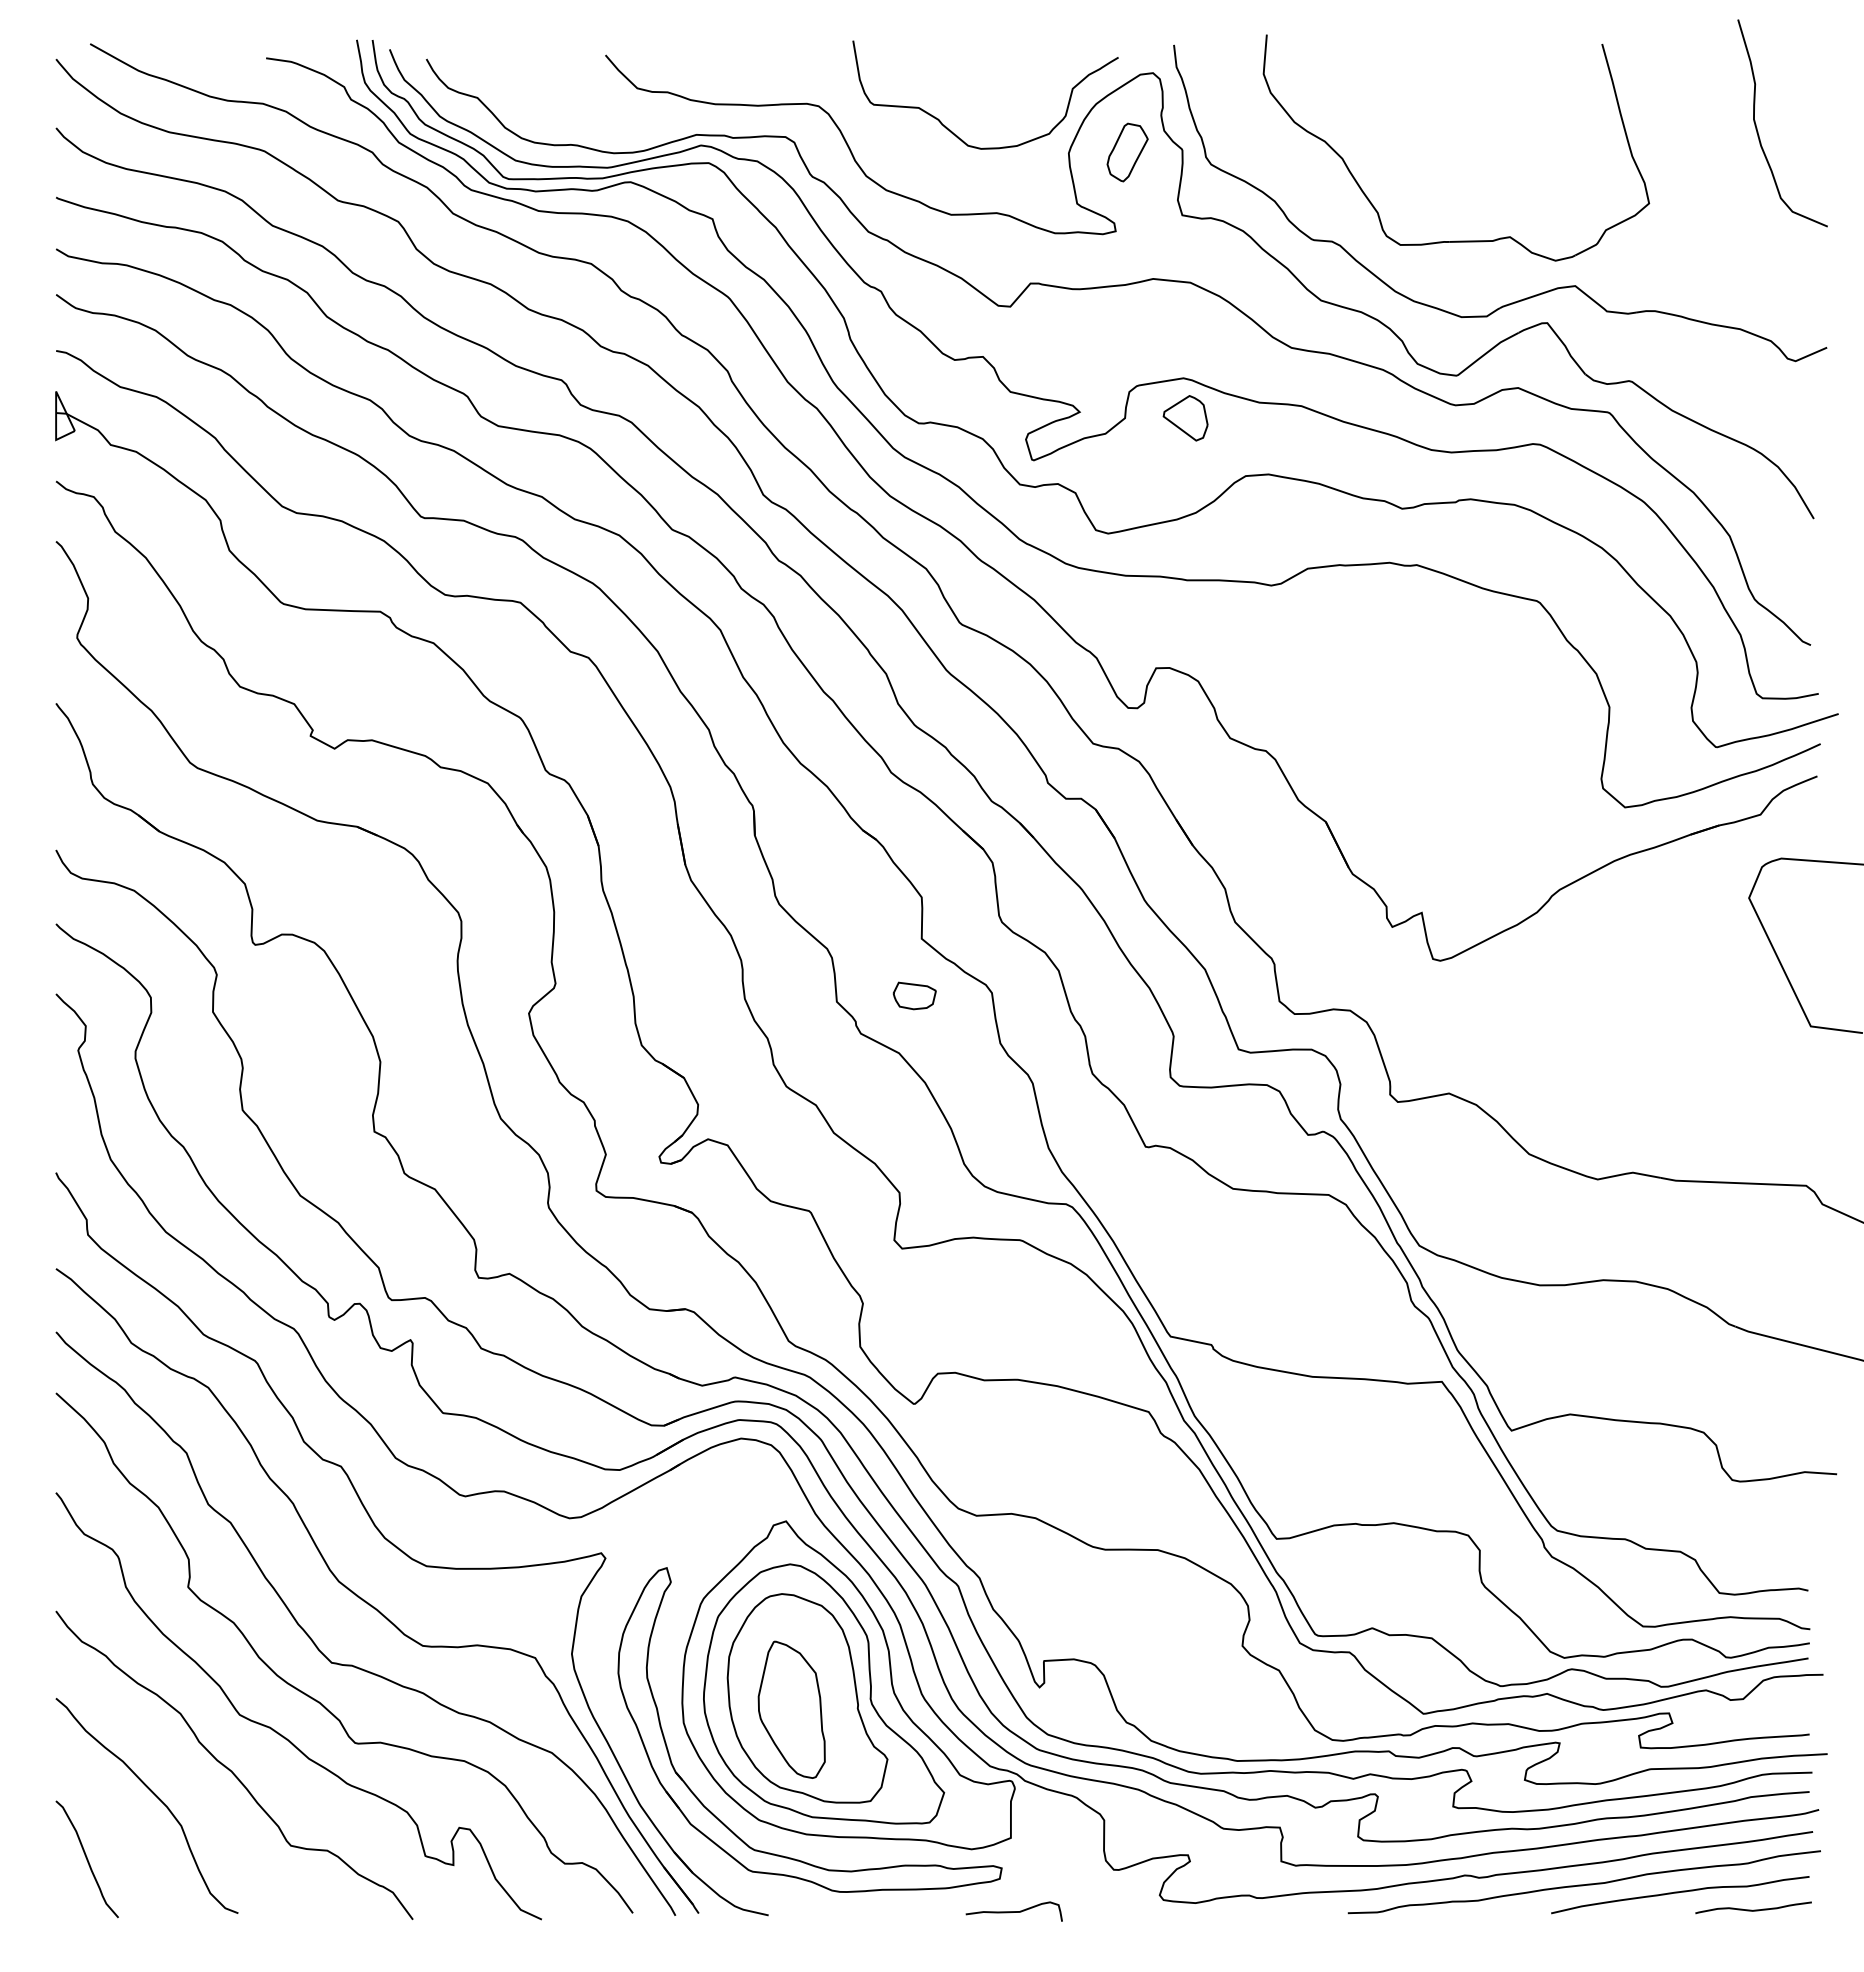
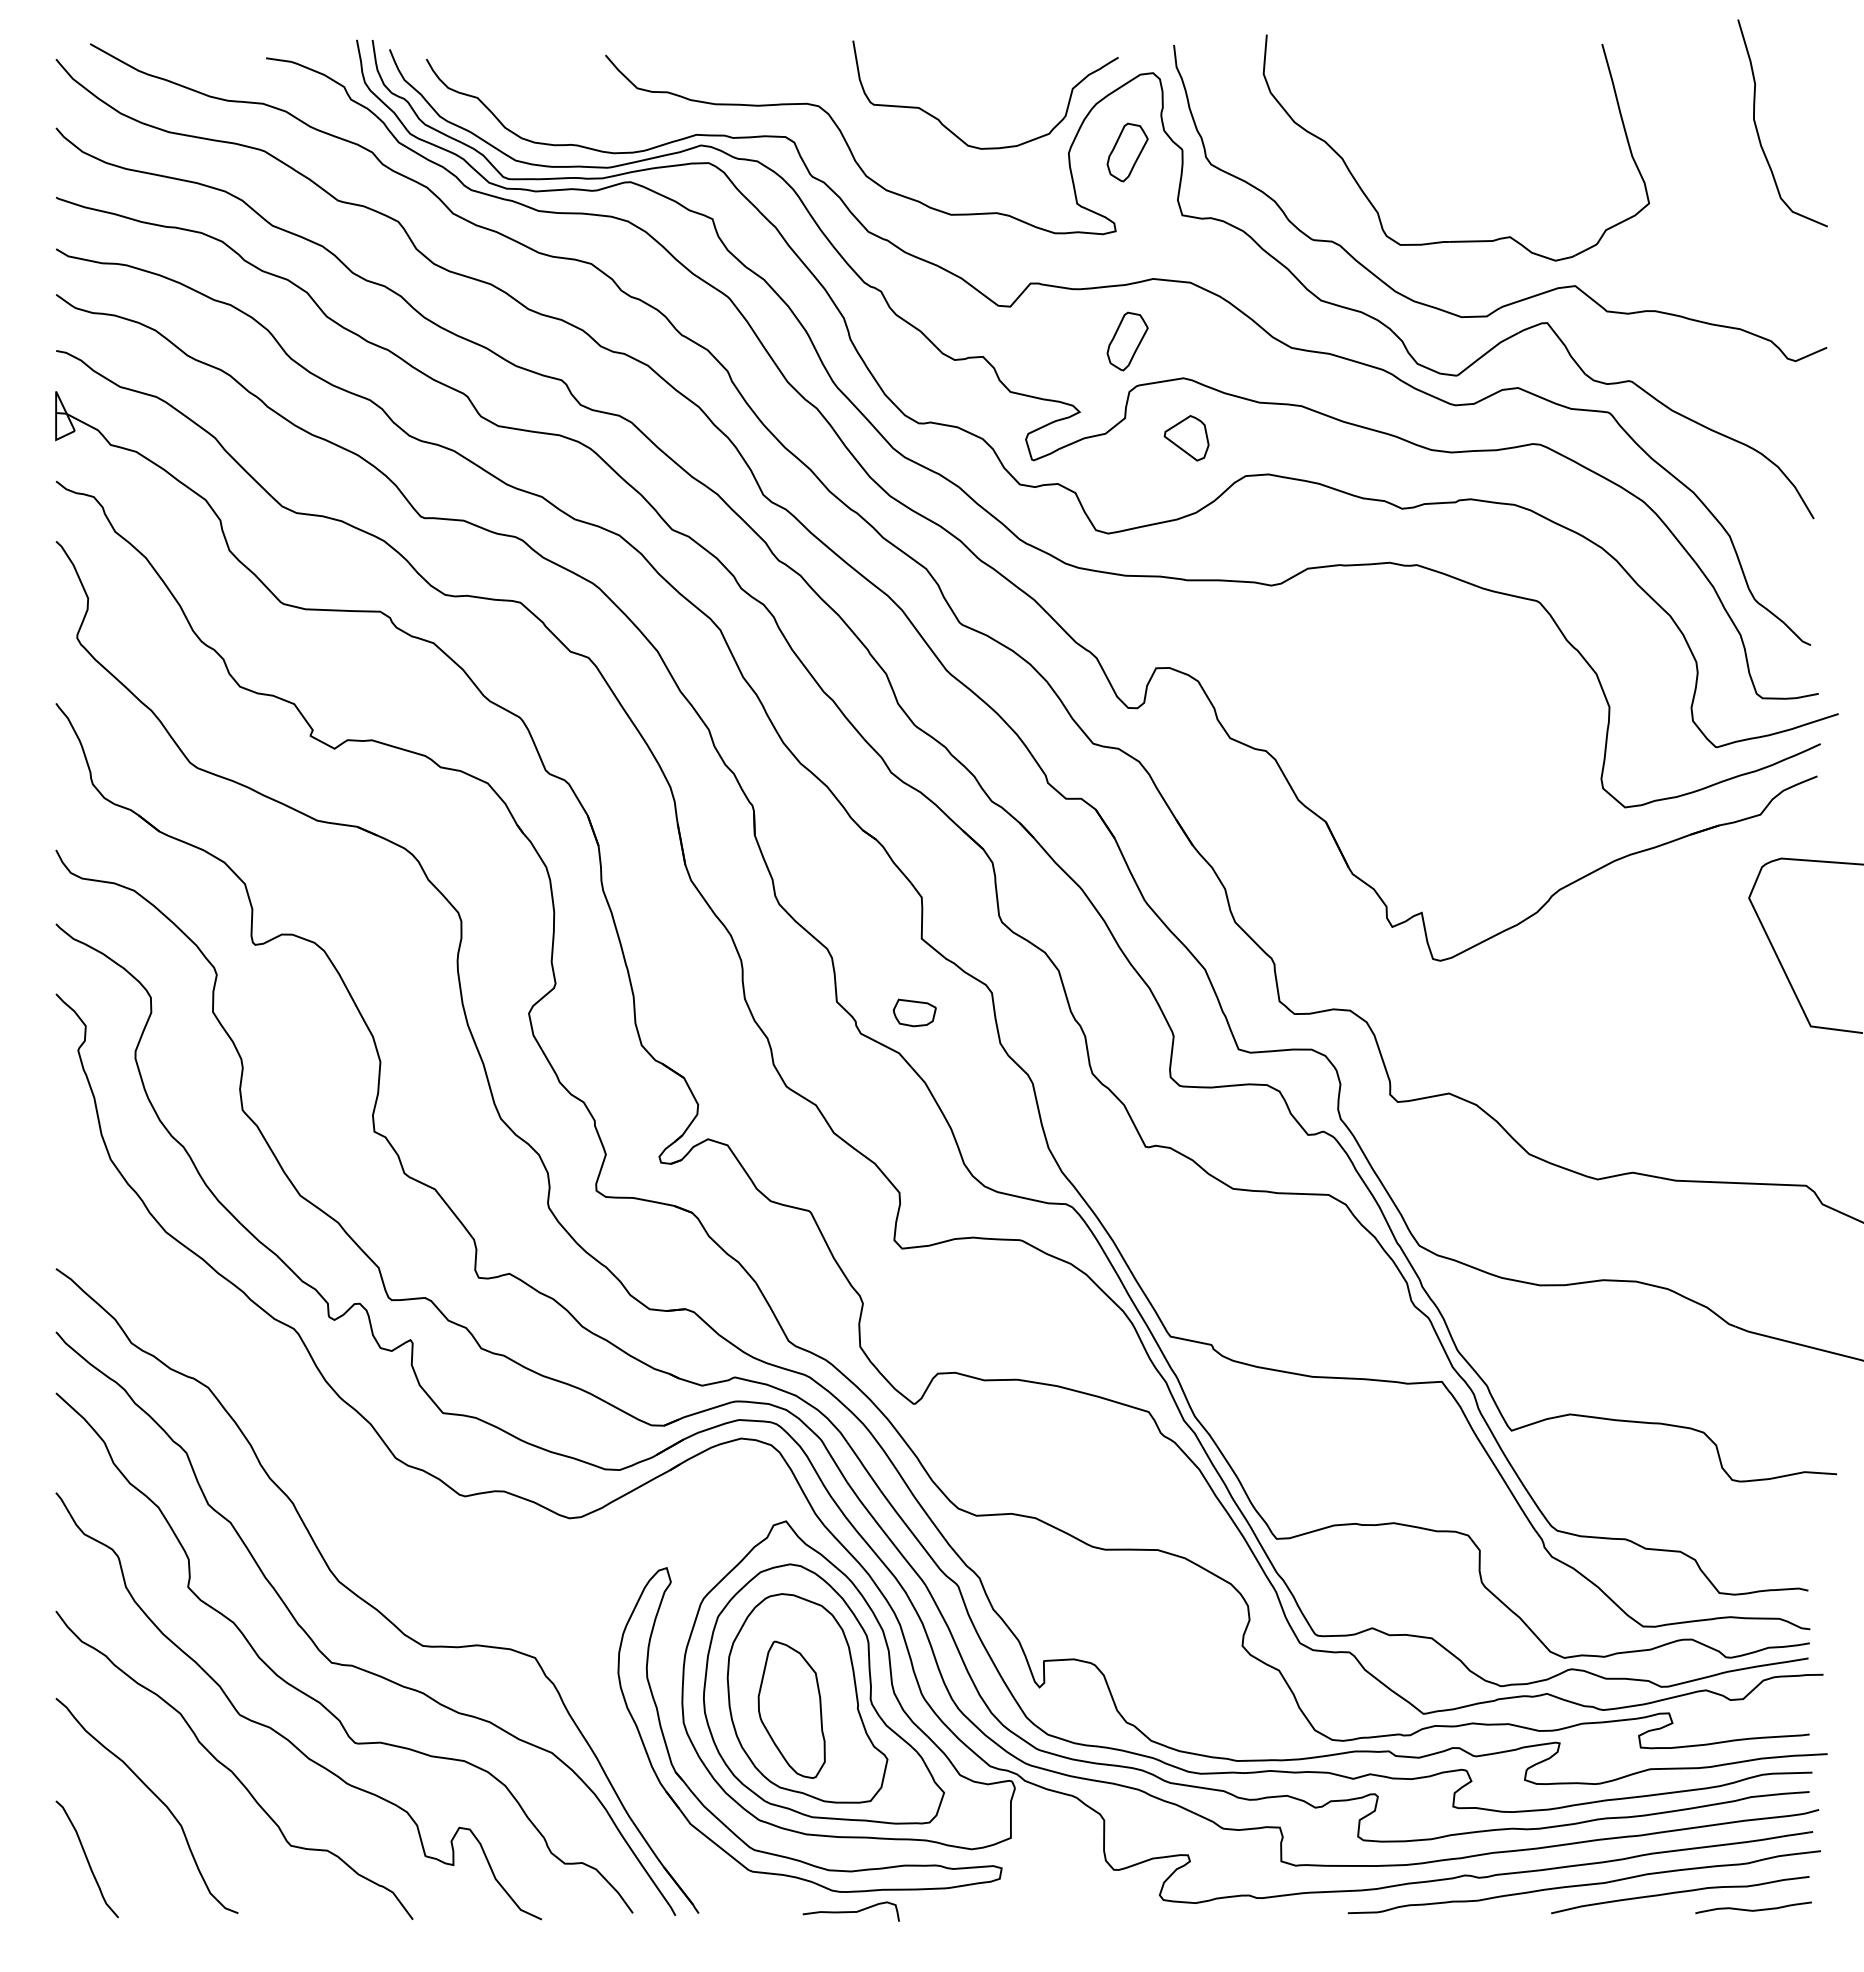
part: none -> present (1127, 341)
part position: (1185, 418) -> (1186, 438) (1186, 438)
part position: (914, 995) -> (914, 1012) (914, 1012)
part: present -> none (405, 1552)
curve position: (1013, 1911) -> (850, 1911) (850, 1911)
